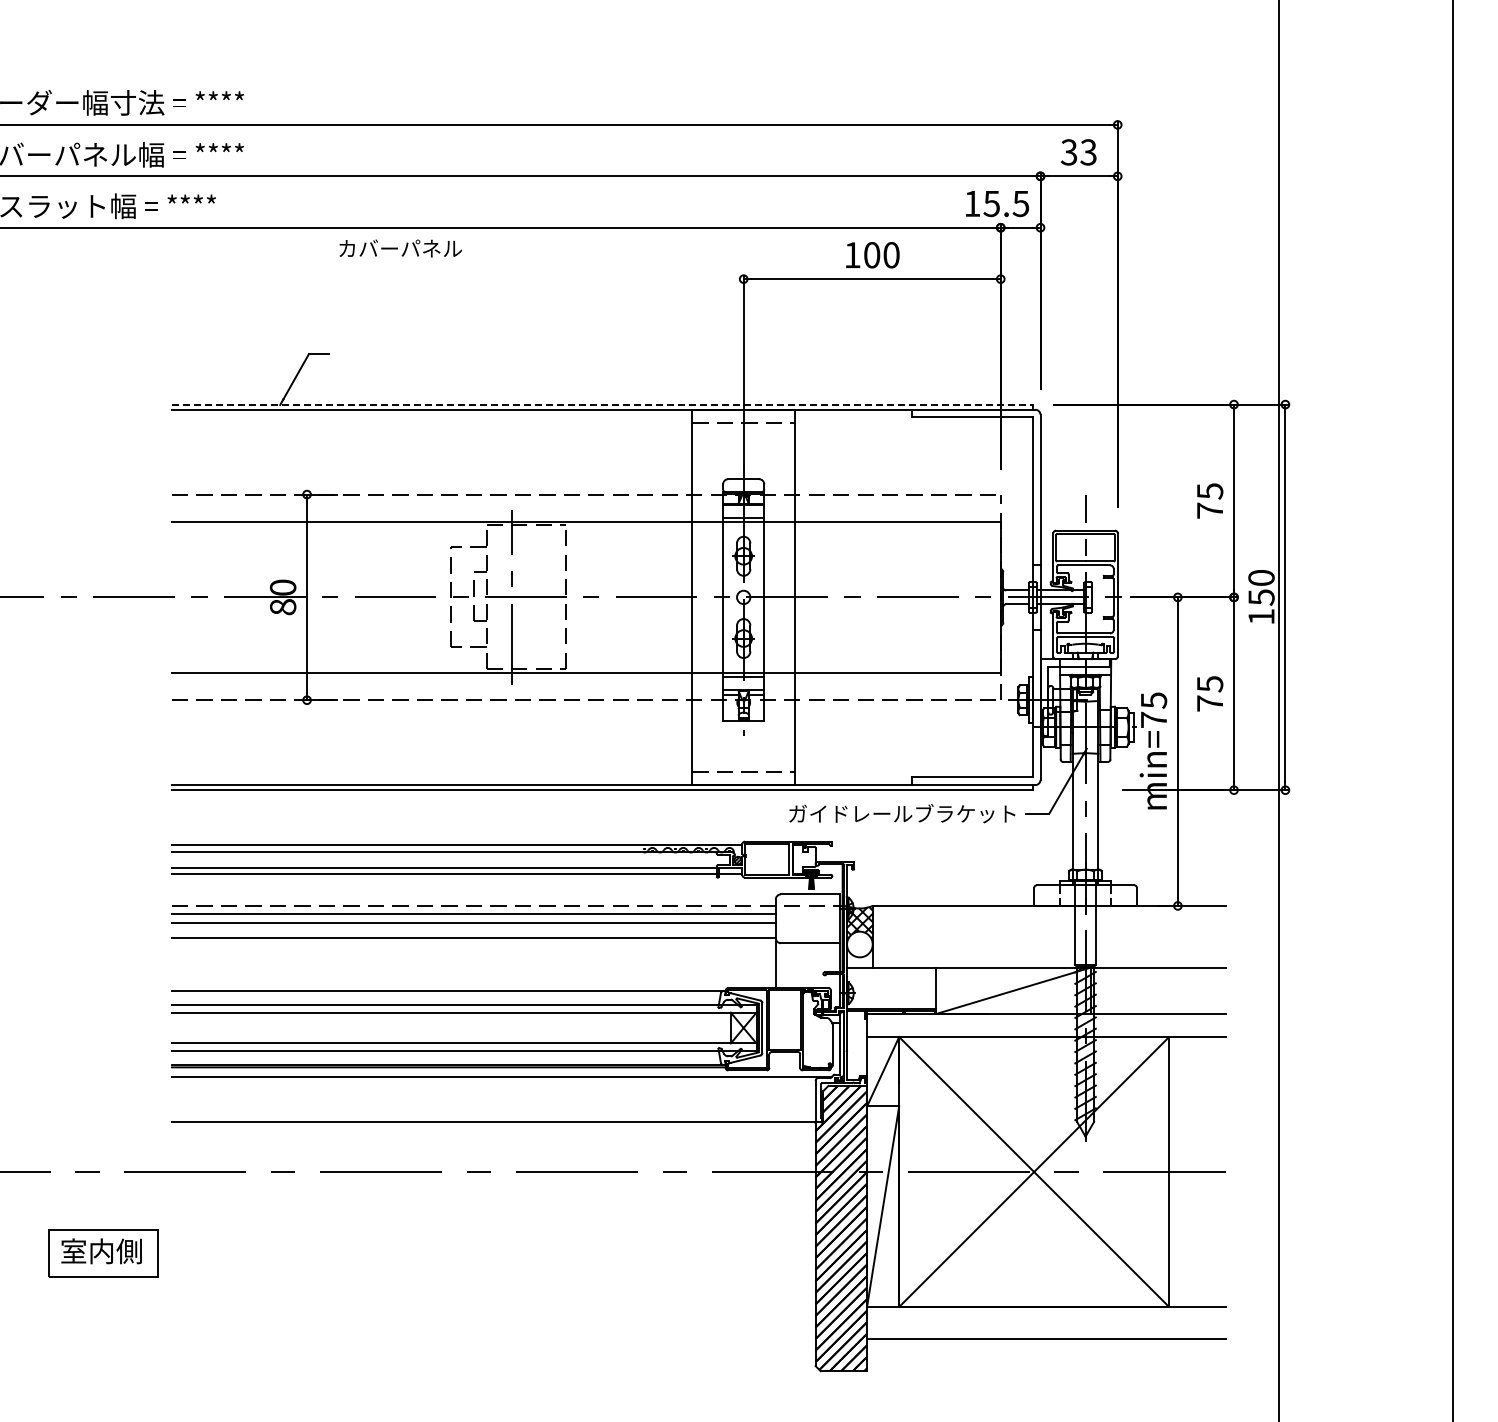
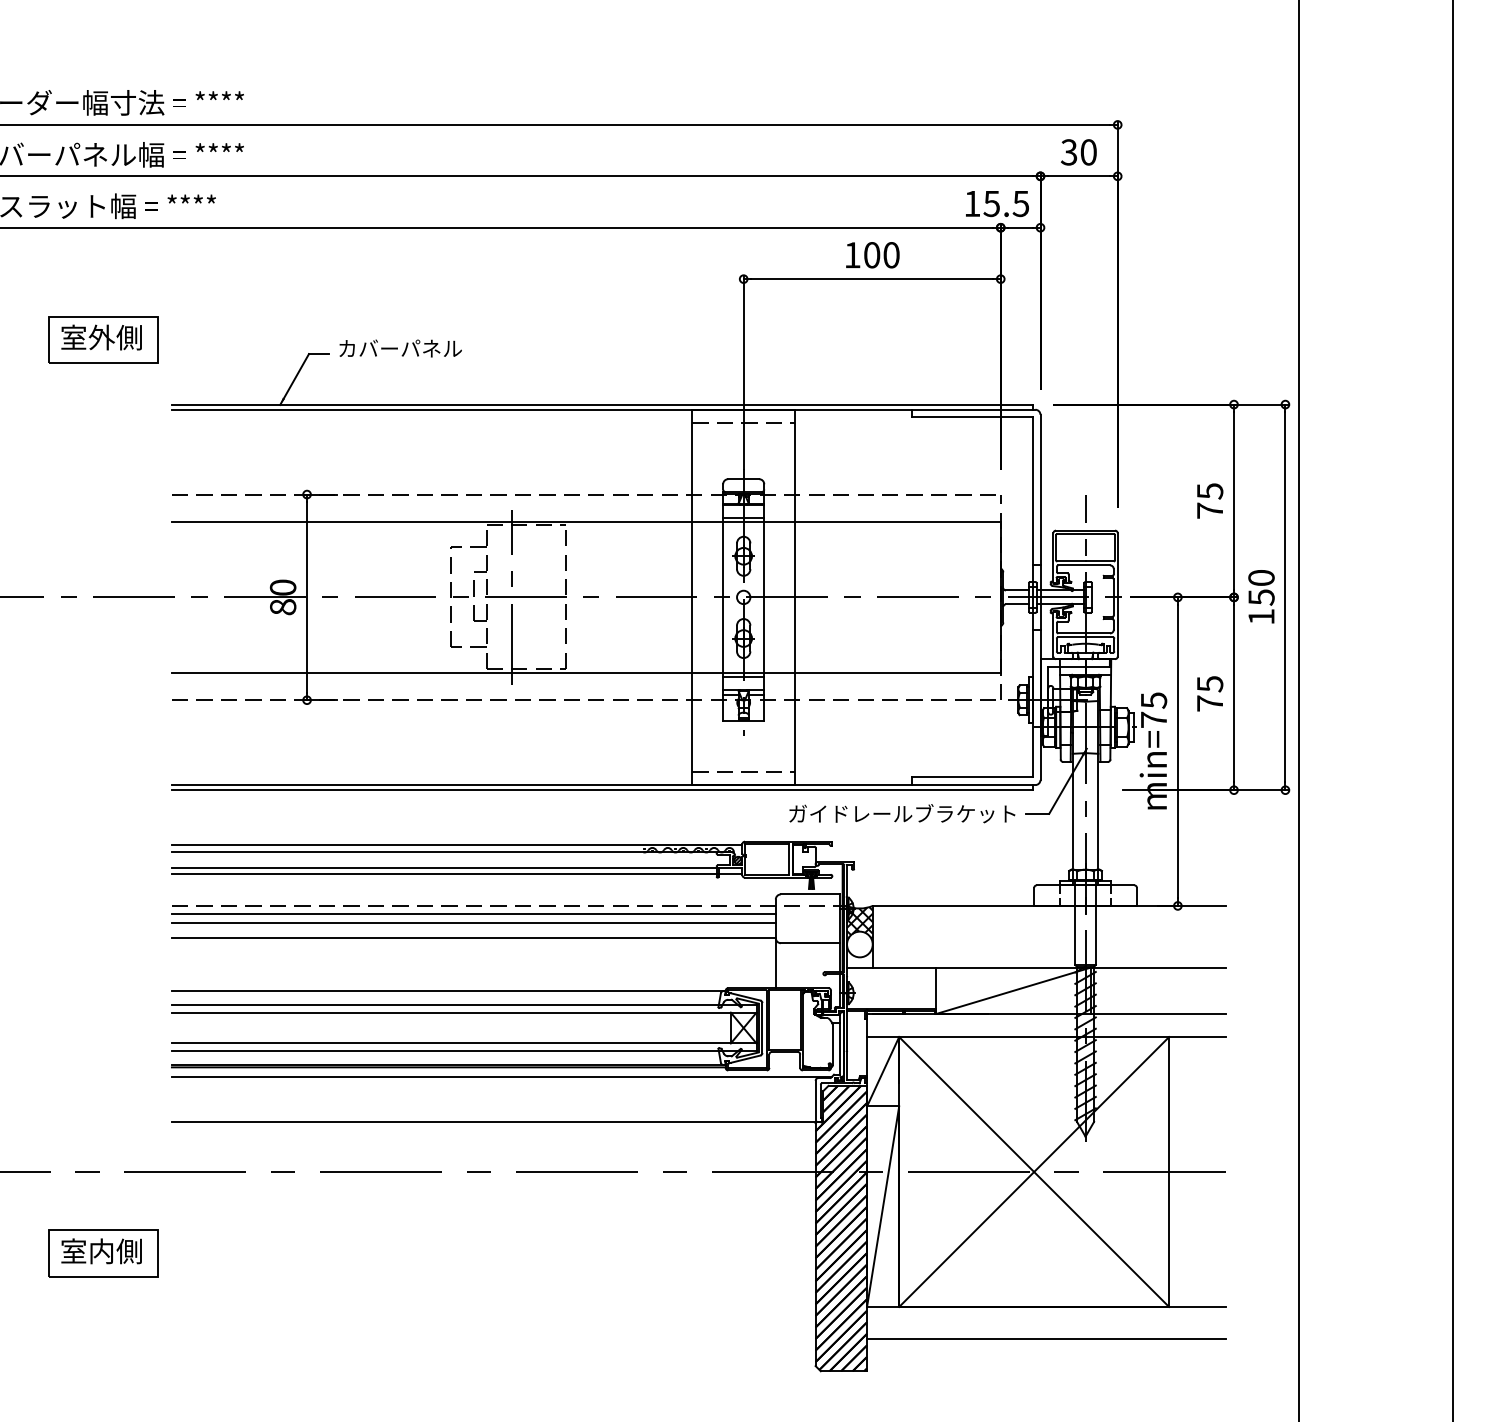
text: 33 -> 30 (1088, 152)
text position: (400, 248) -> (400, 348) (400, 348)
part: none -> present (103, 339)
line: dashed -> solid (602, 404)
line position: (1278, 710) -> (1298, 710) (1298, 710)
